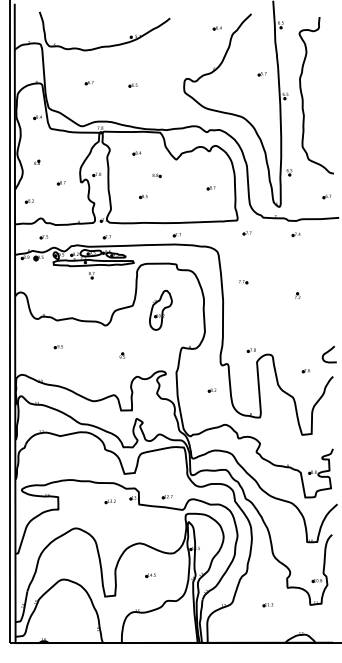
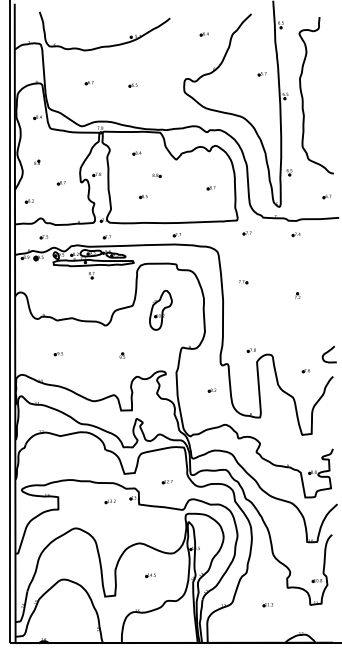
part position: (216, 28) -> (203, 34) (203, 34)
part position: (57, 347) -> (57, 354) (57, 354)
part position: (166, 497) -> (166, 482) (166, 482)
